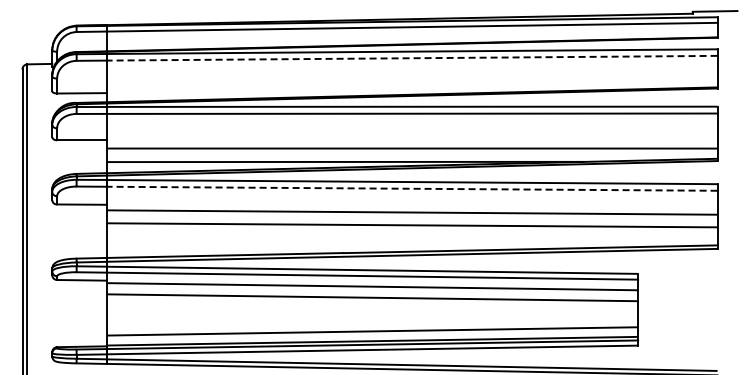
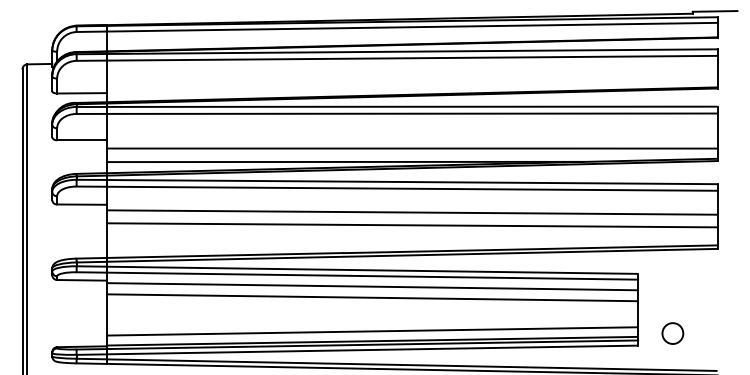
line: dashed -> solid (411, 58)
line: dashed -> solid (411, 188)
circle: none -> present (672, 333)
